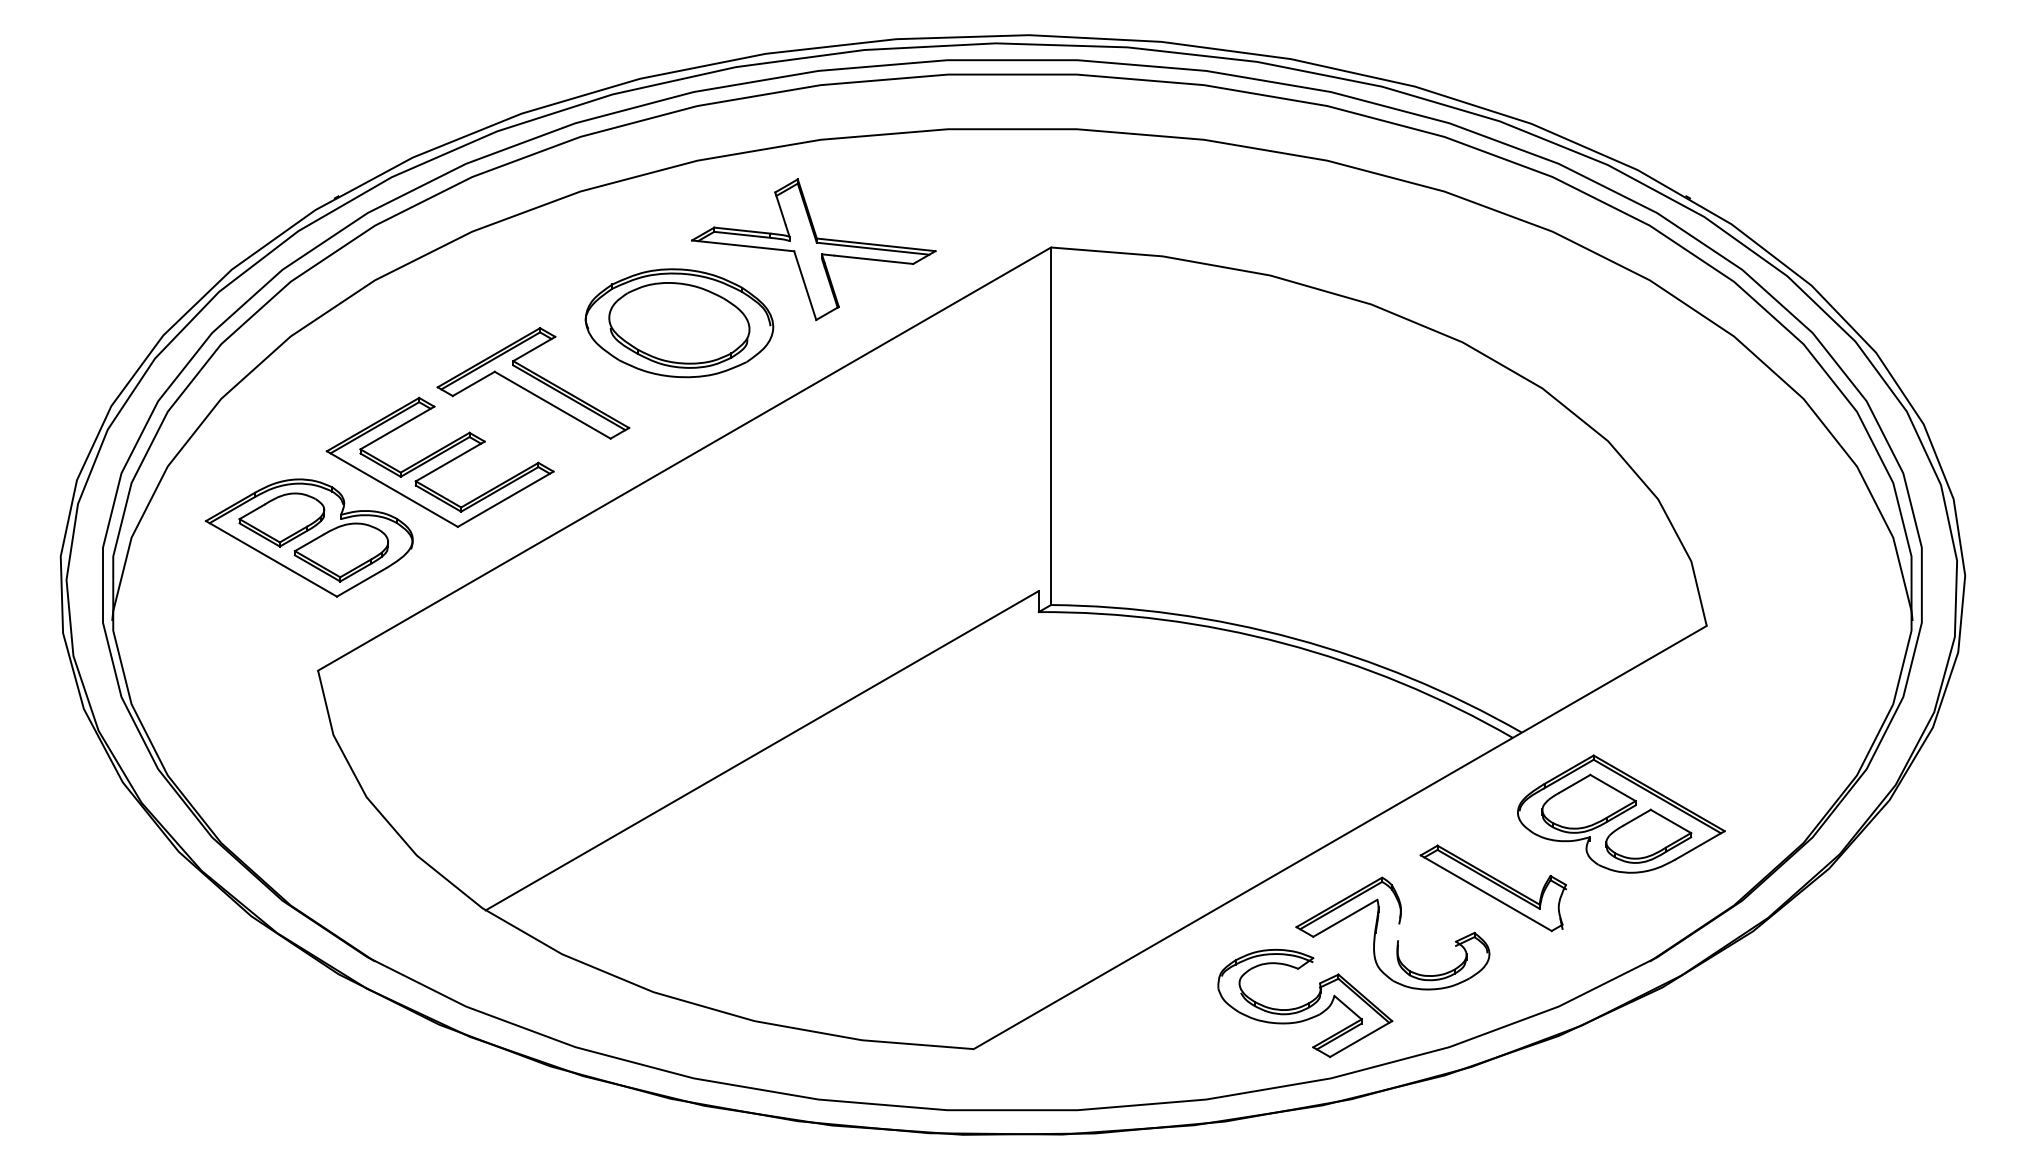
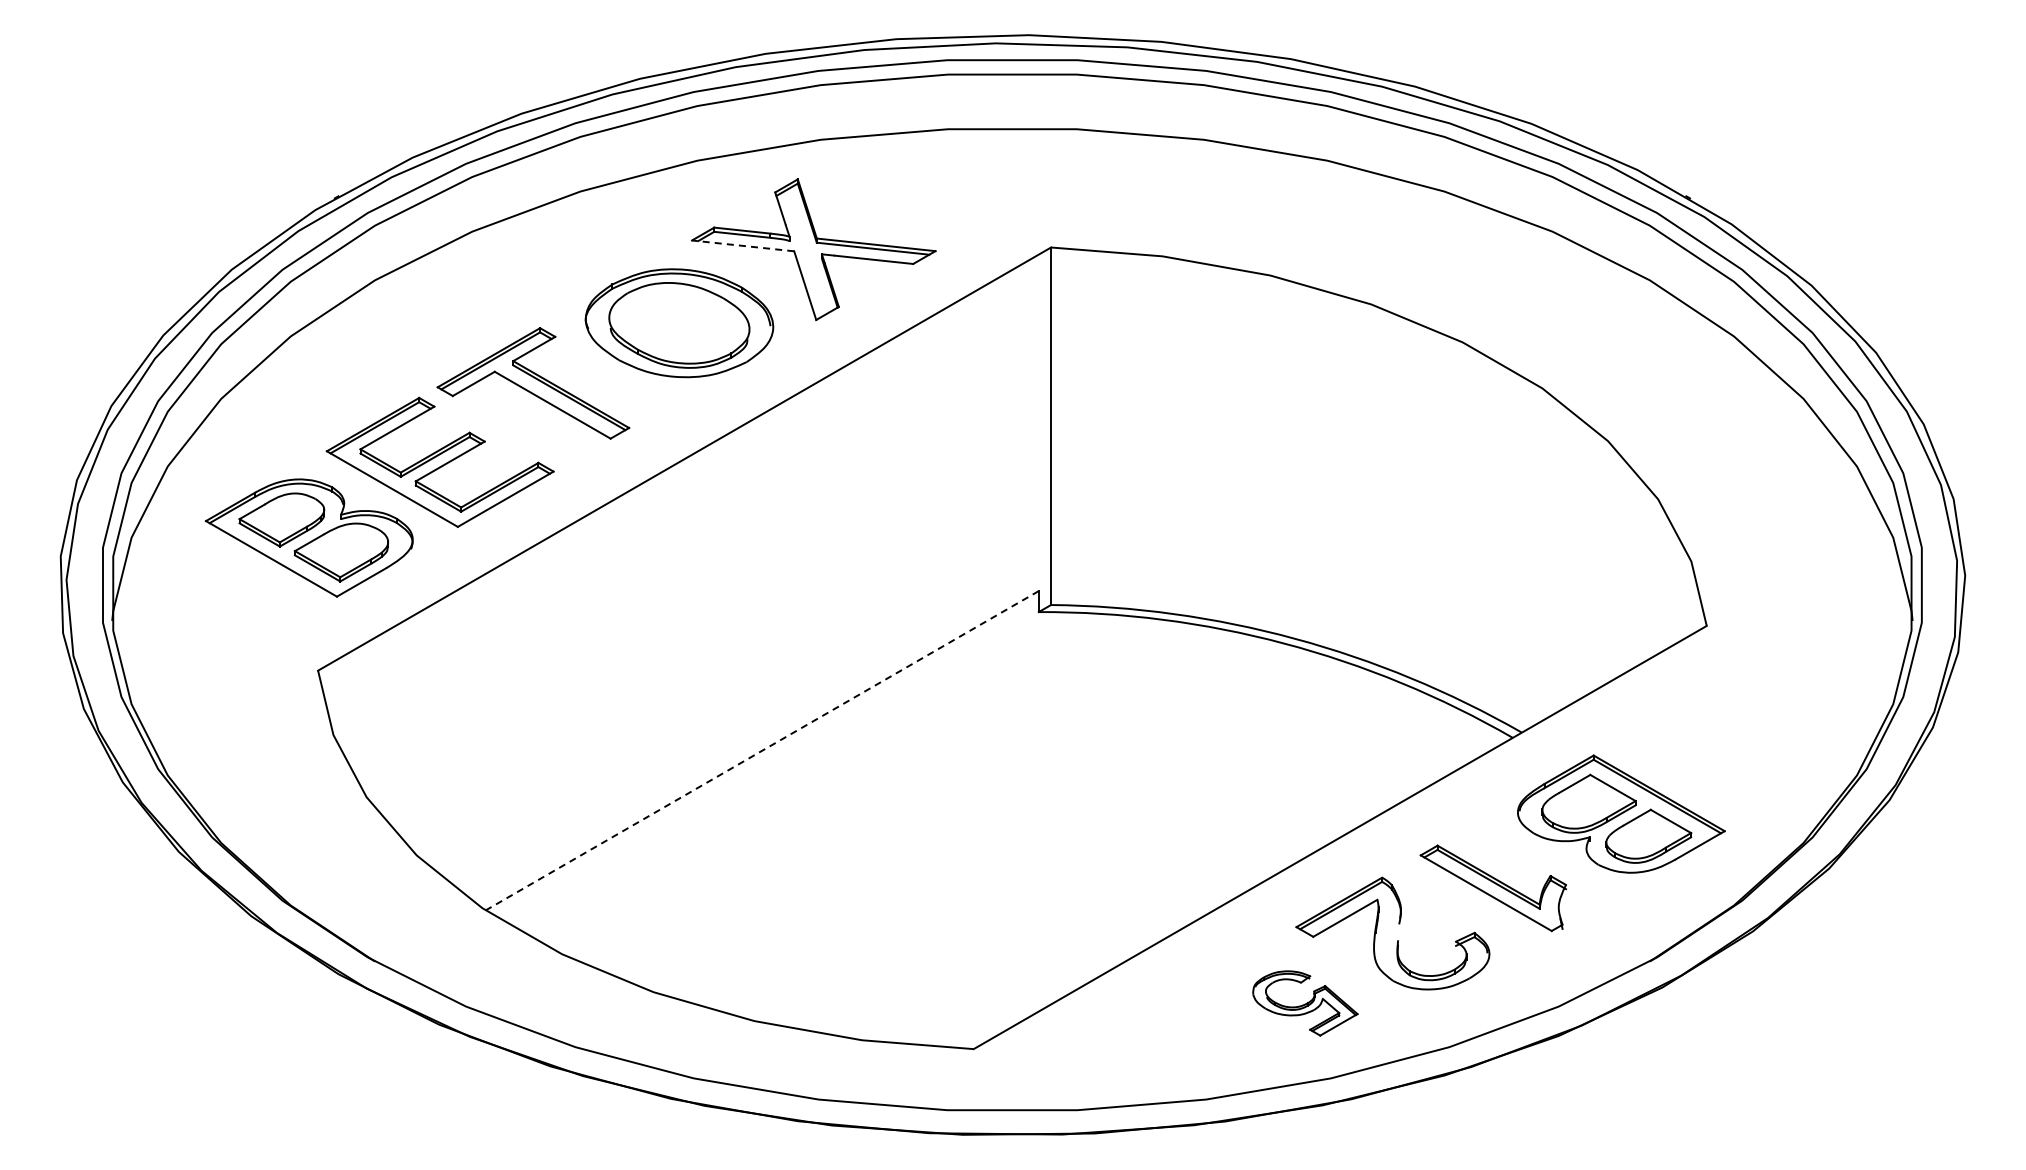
line: solid -> dashed (742, 245)
line: solid -> dashed (761, 750)
part size: 177x111 px -> 107x67 px (1305, 1003)
